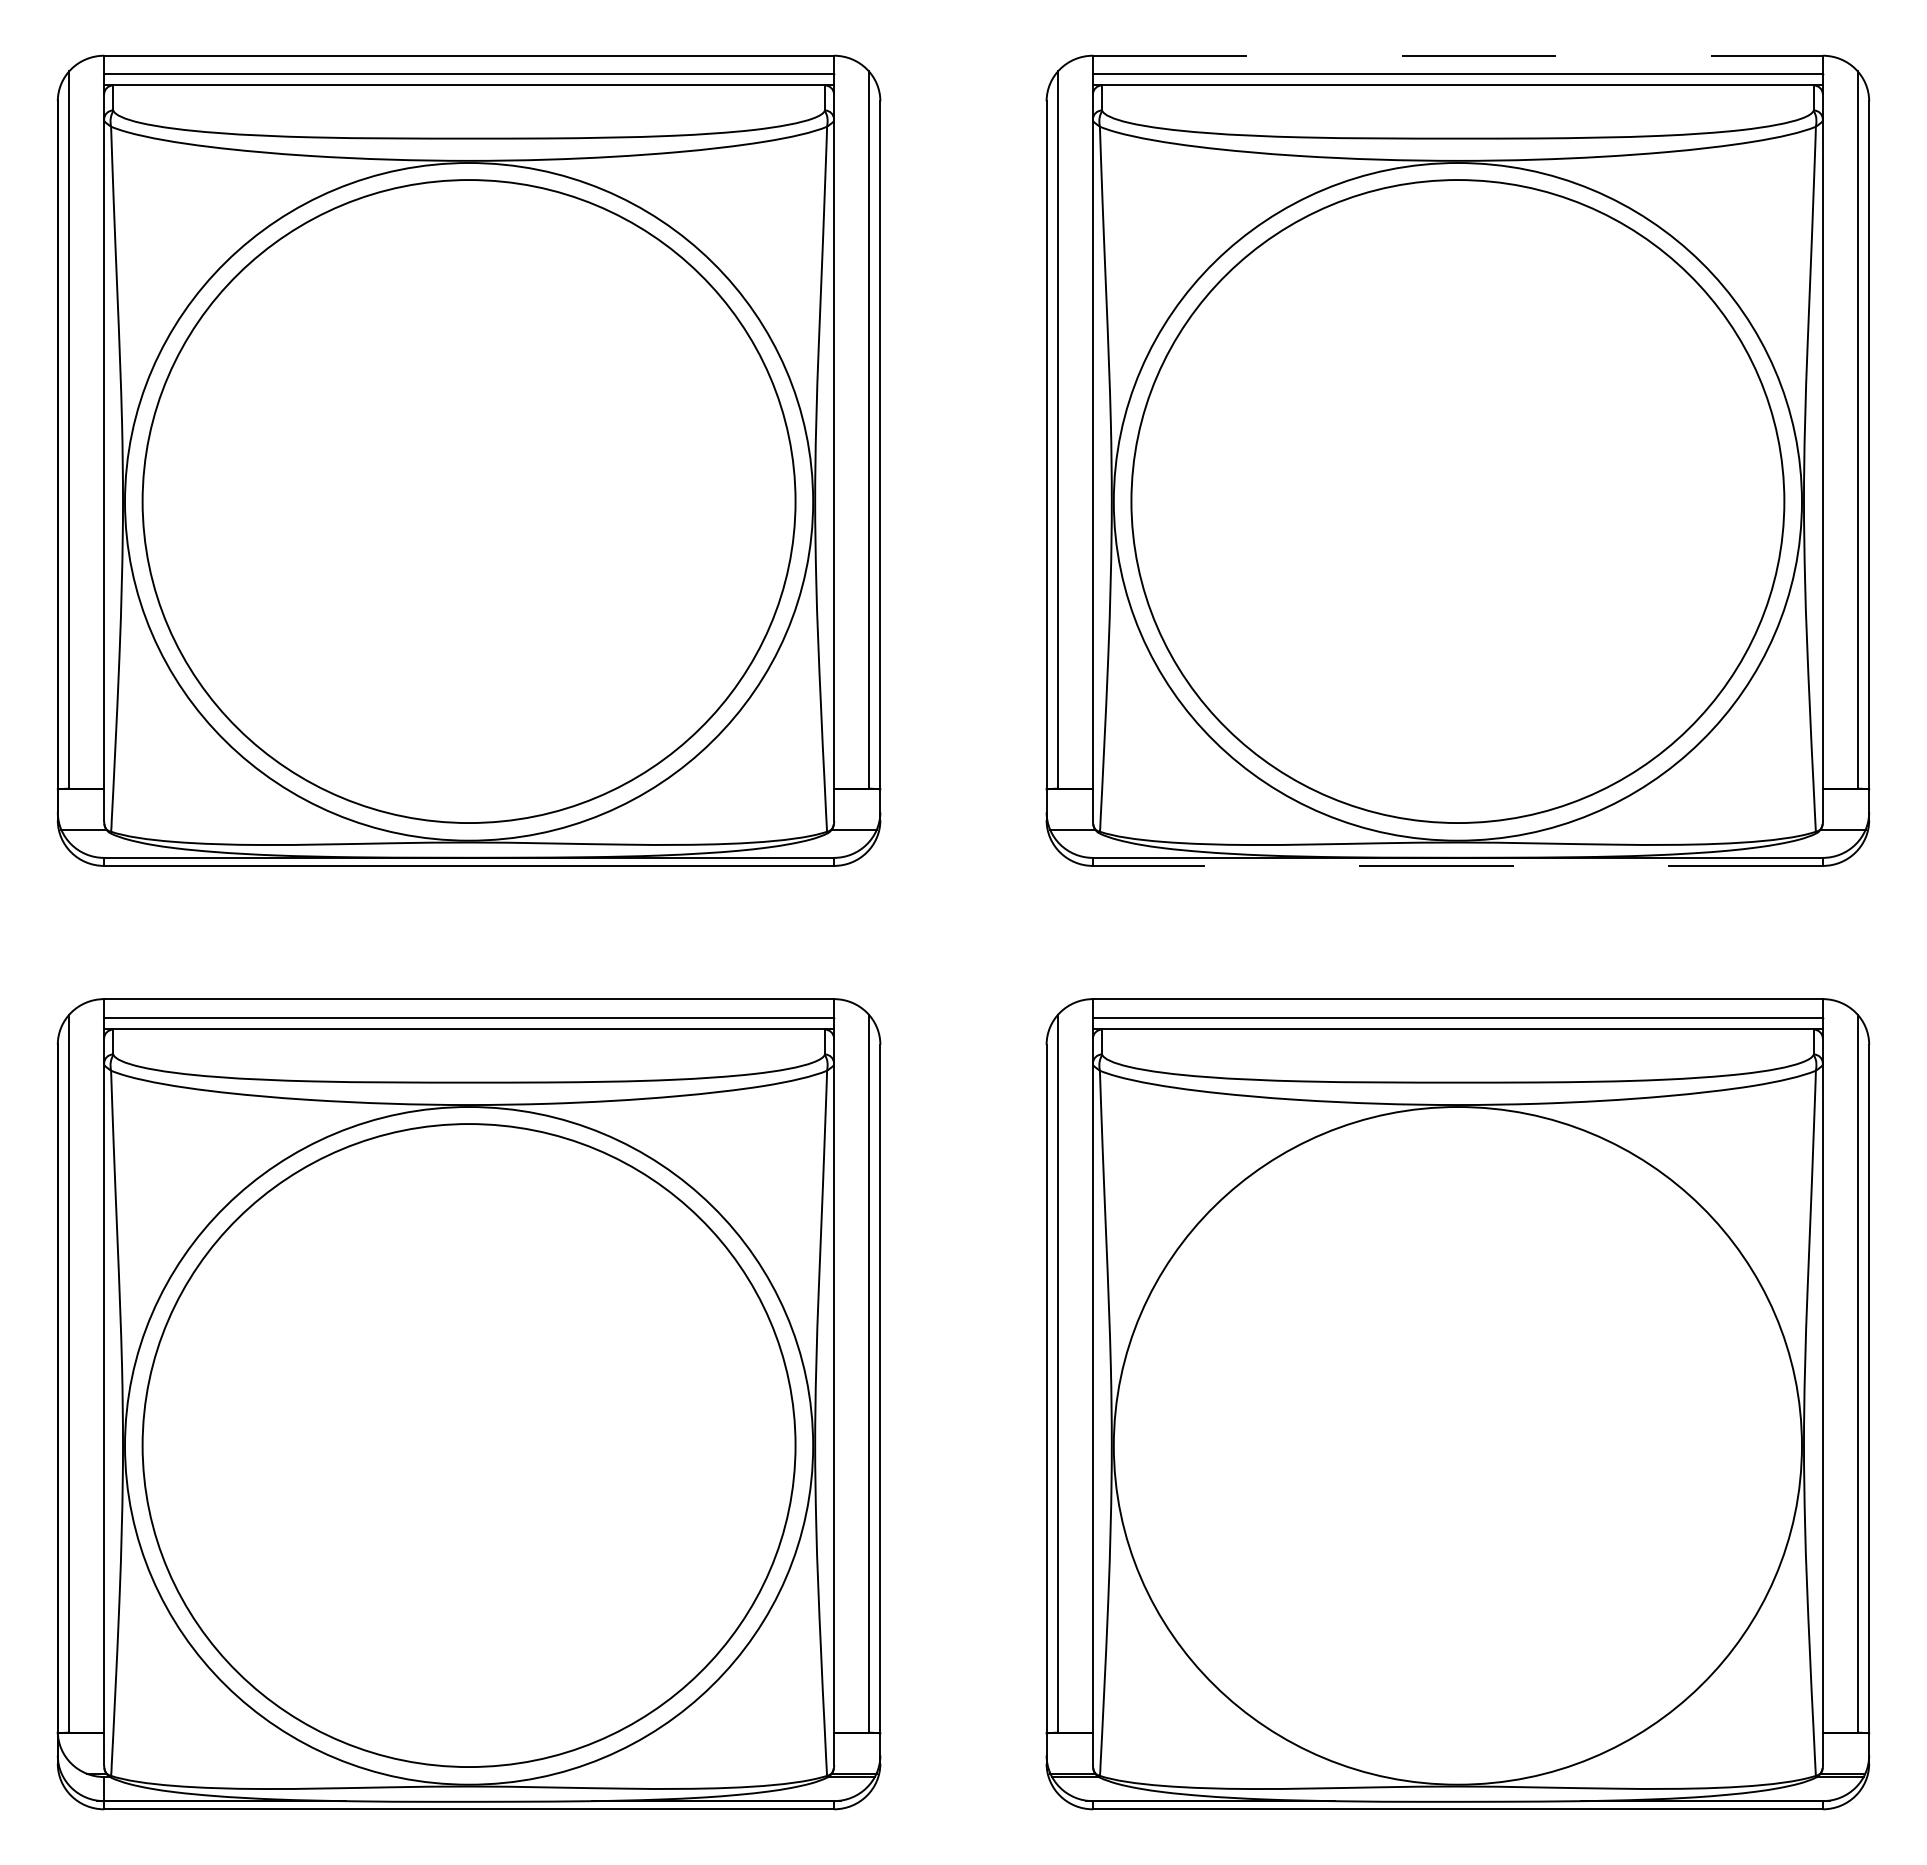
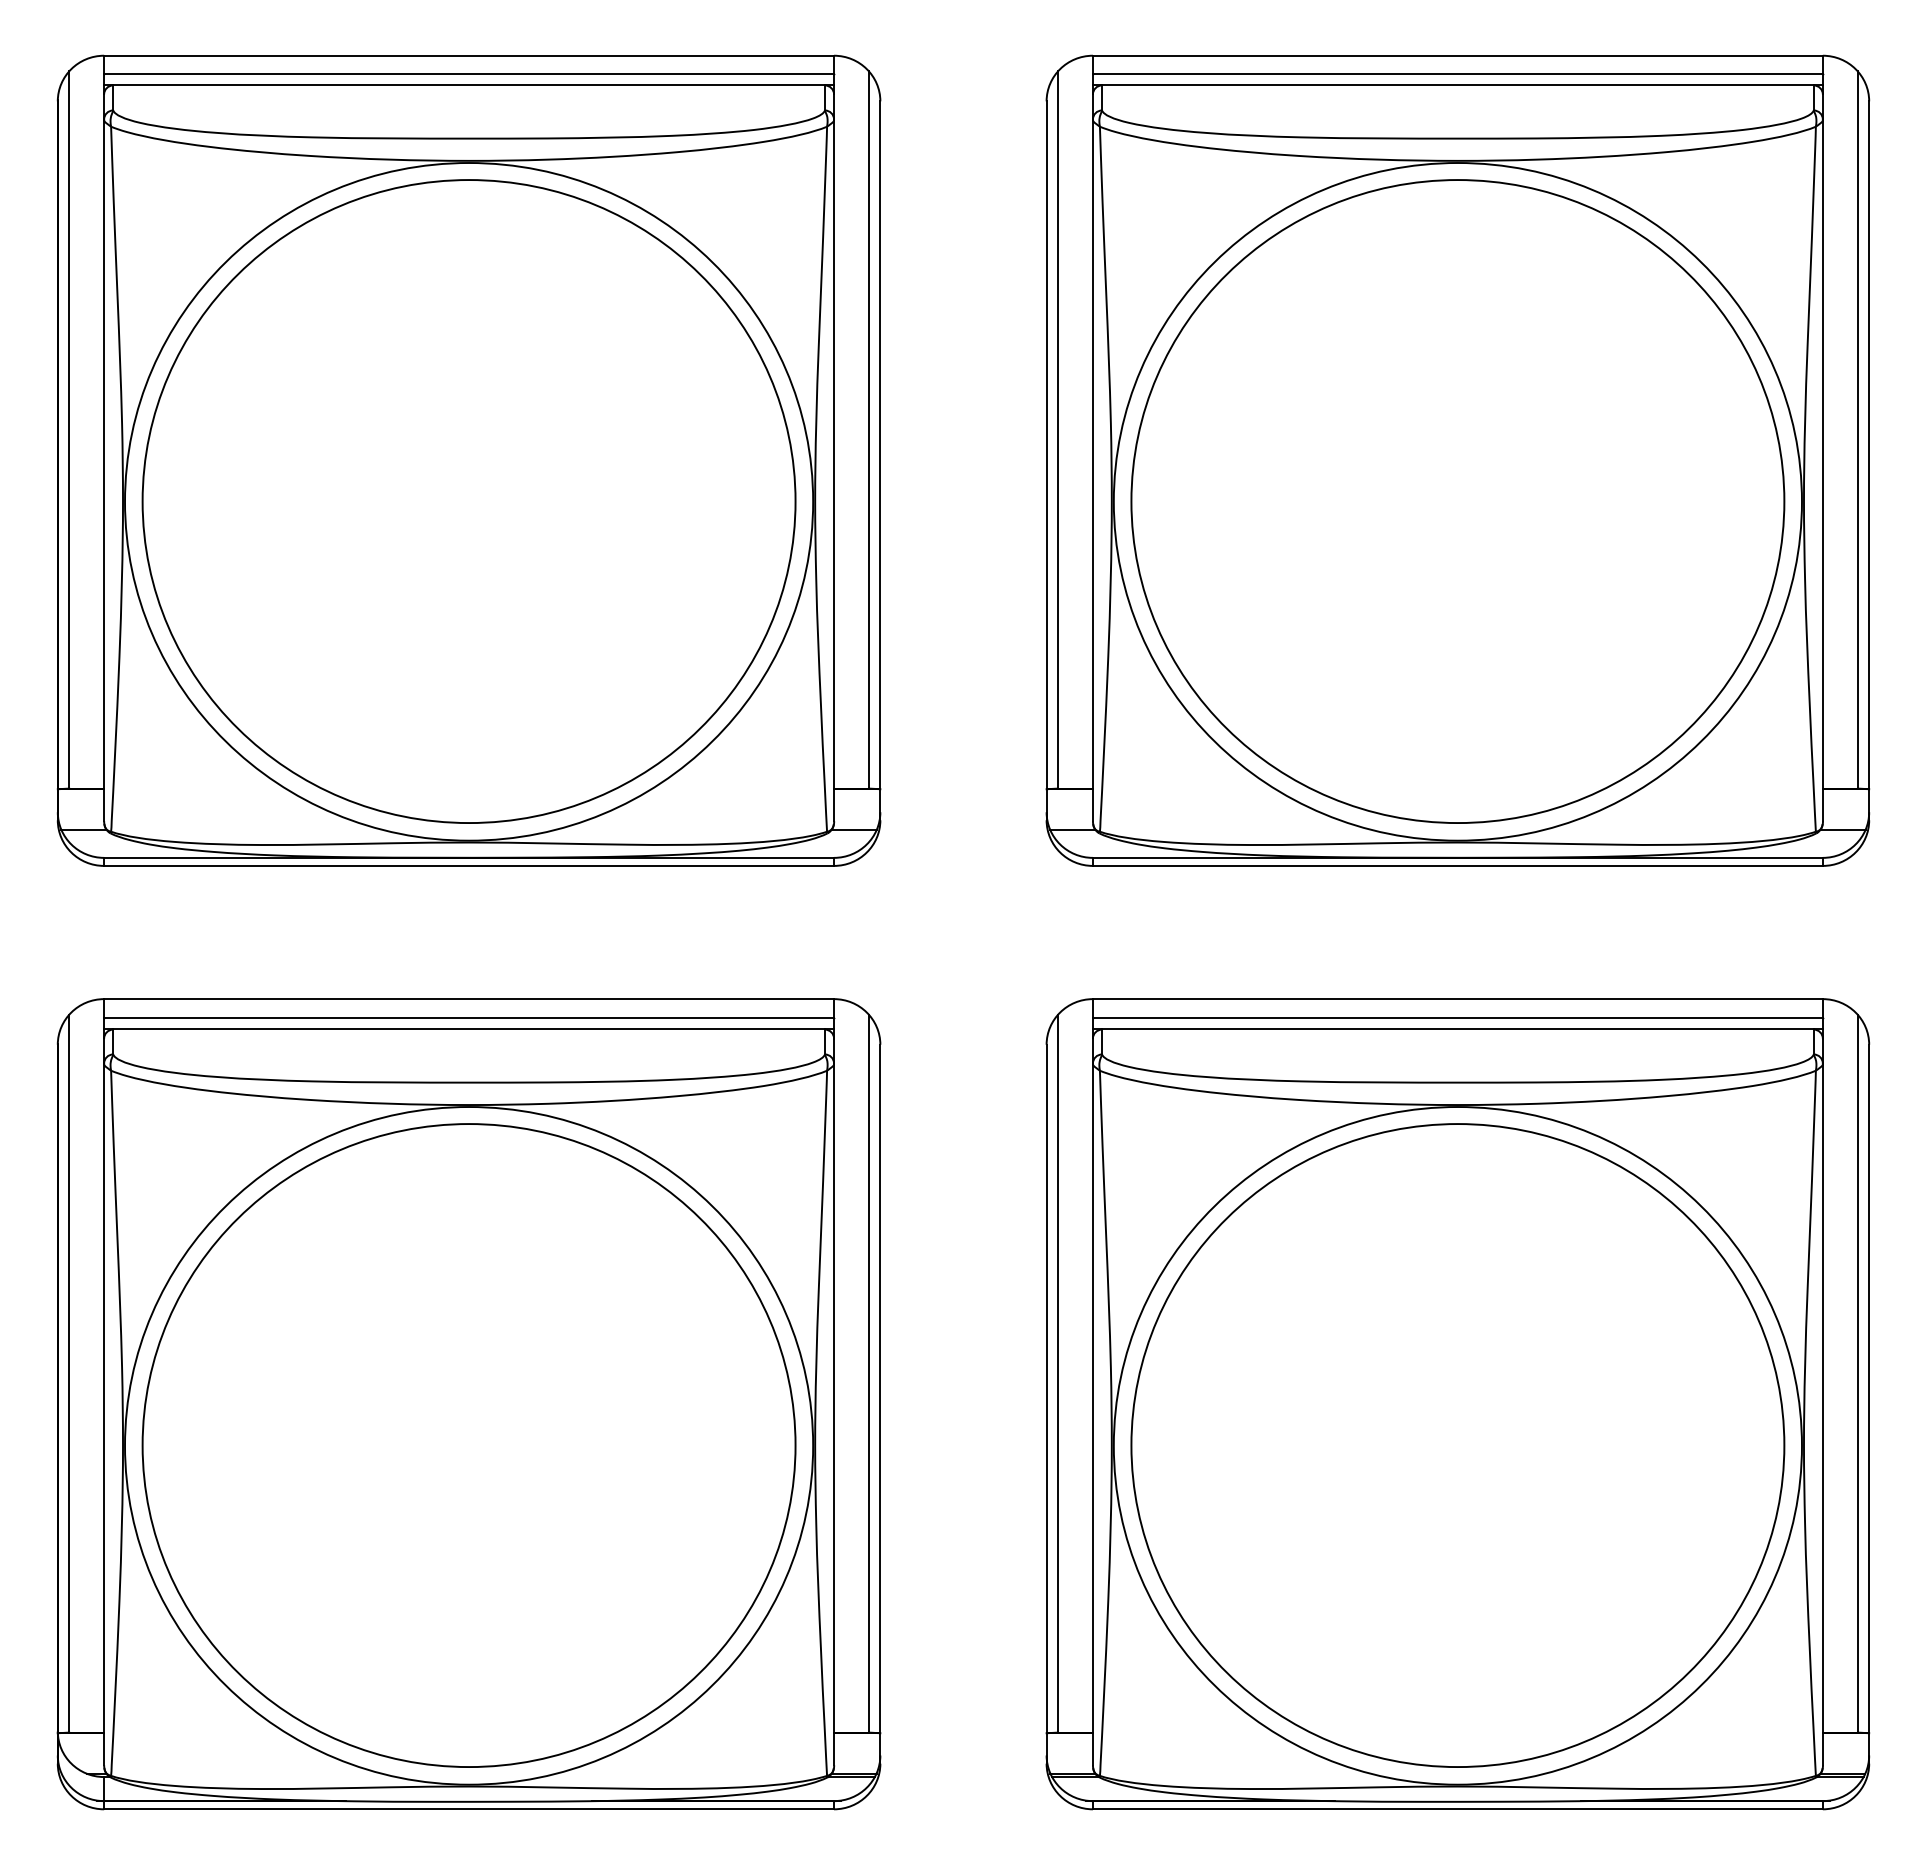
line: dashed -> solid (1457, 55)
line: dashed -> solid (1457, 865)
part: none -> present (1457, 1445)
